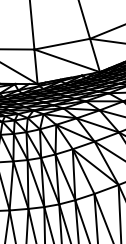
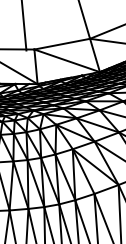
line position: (32, 25) -> (24, 26) (24, 26)
